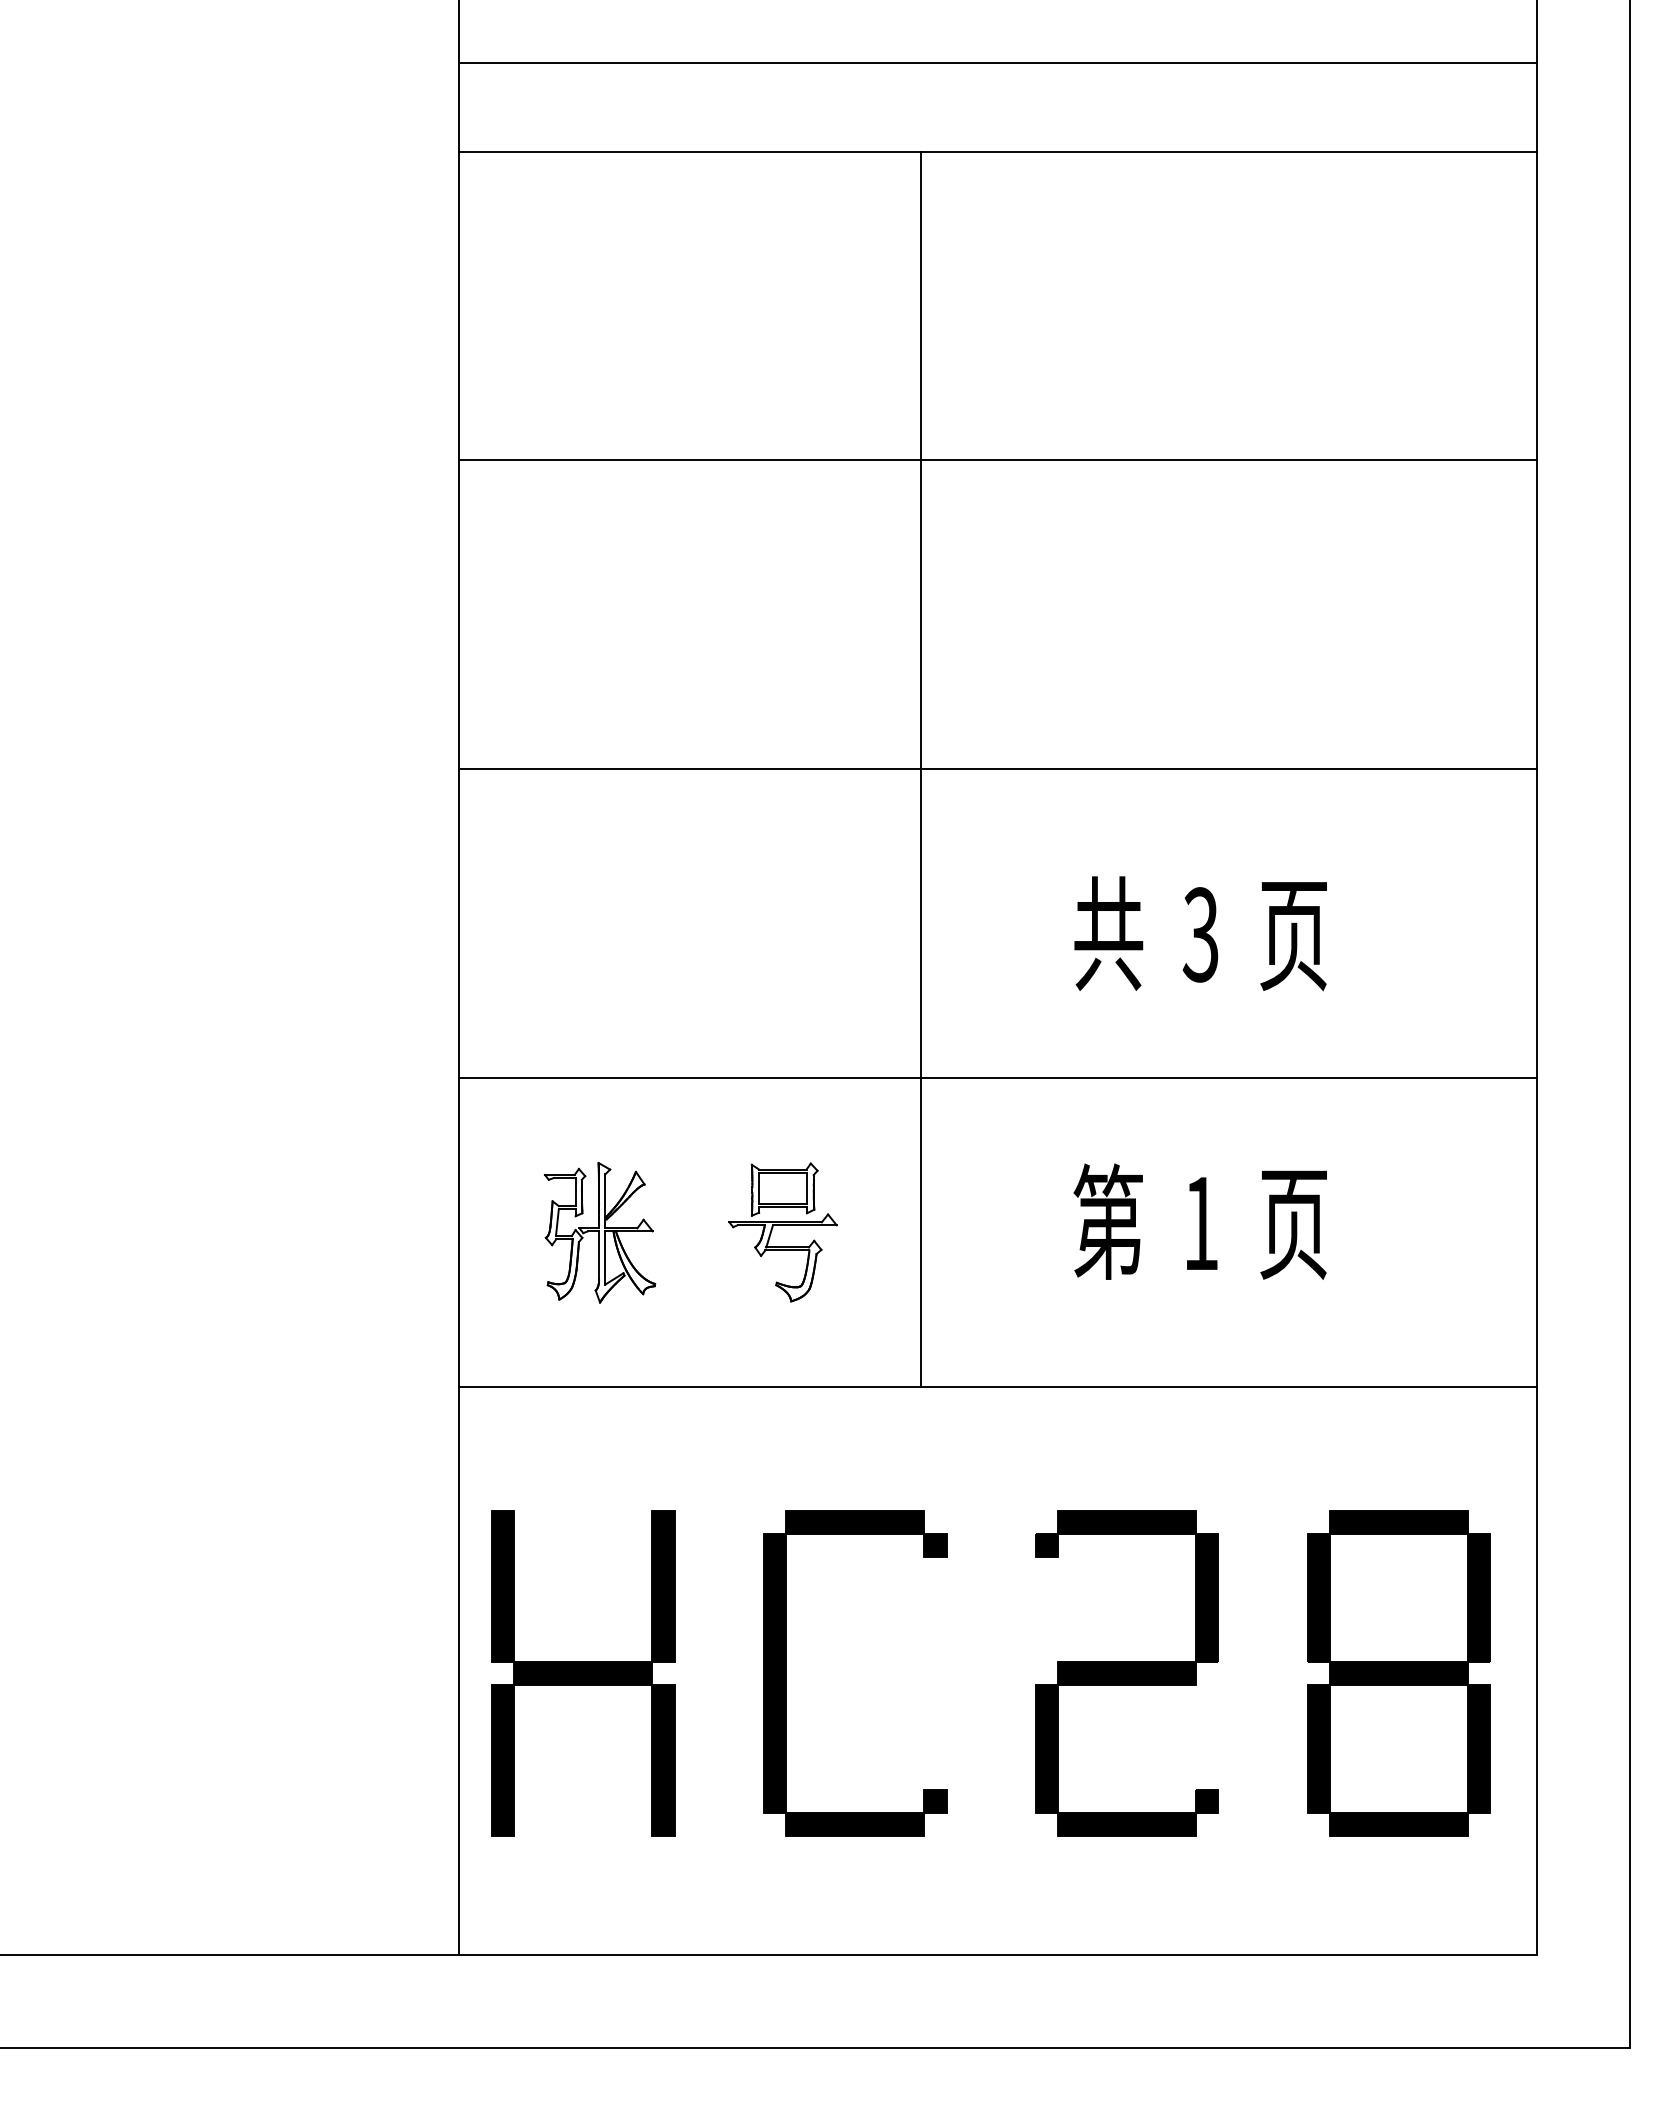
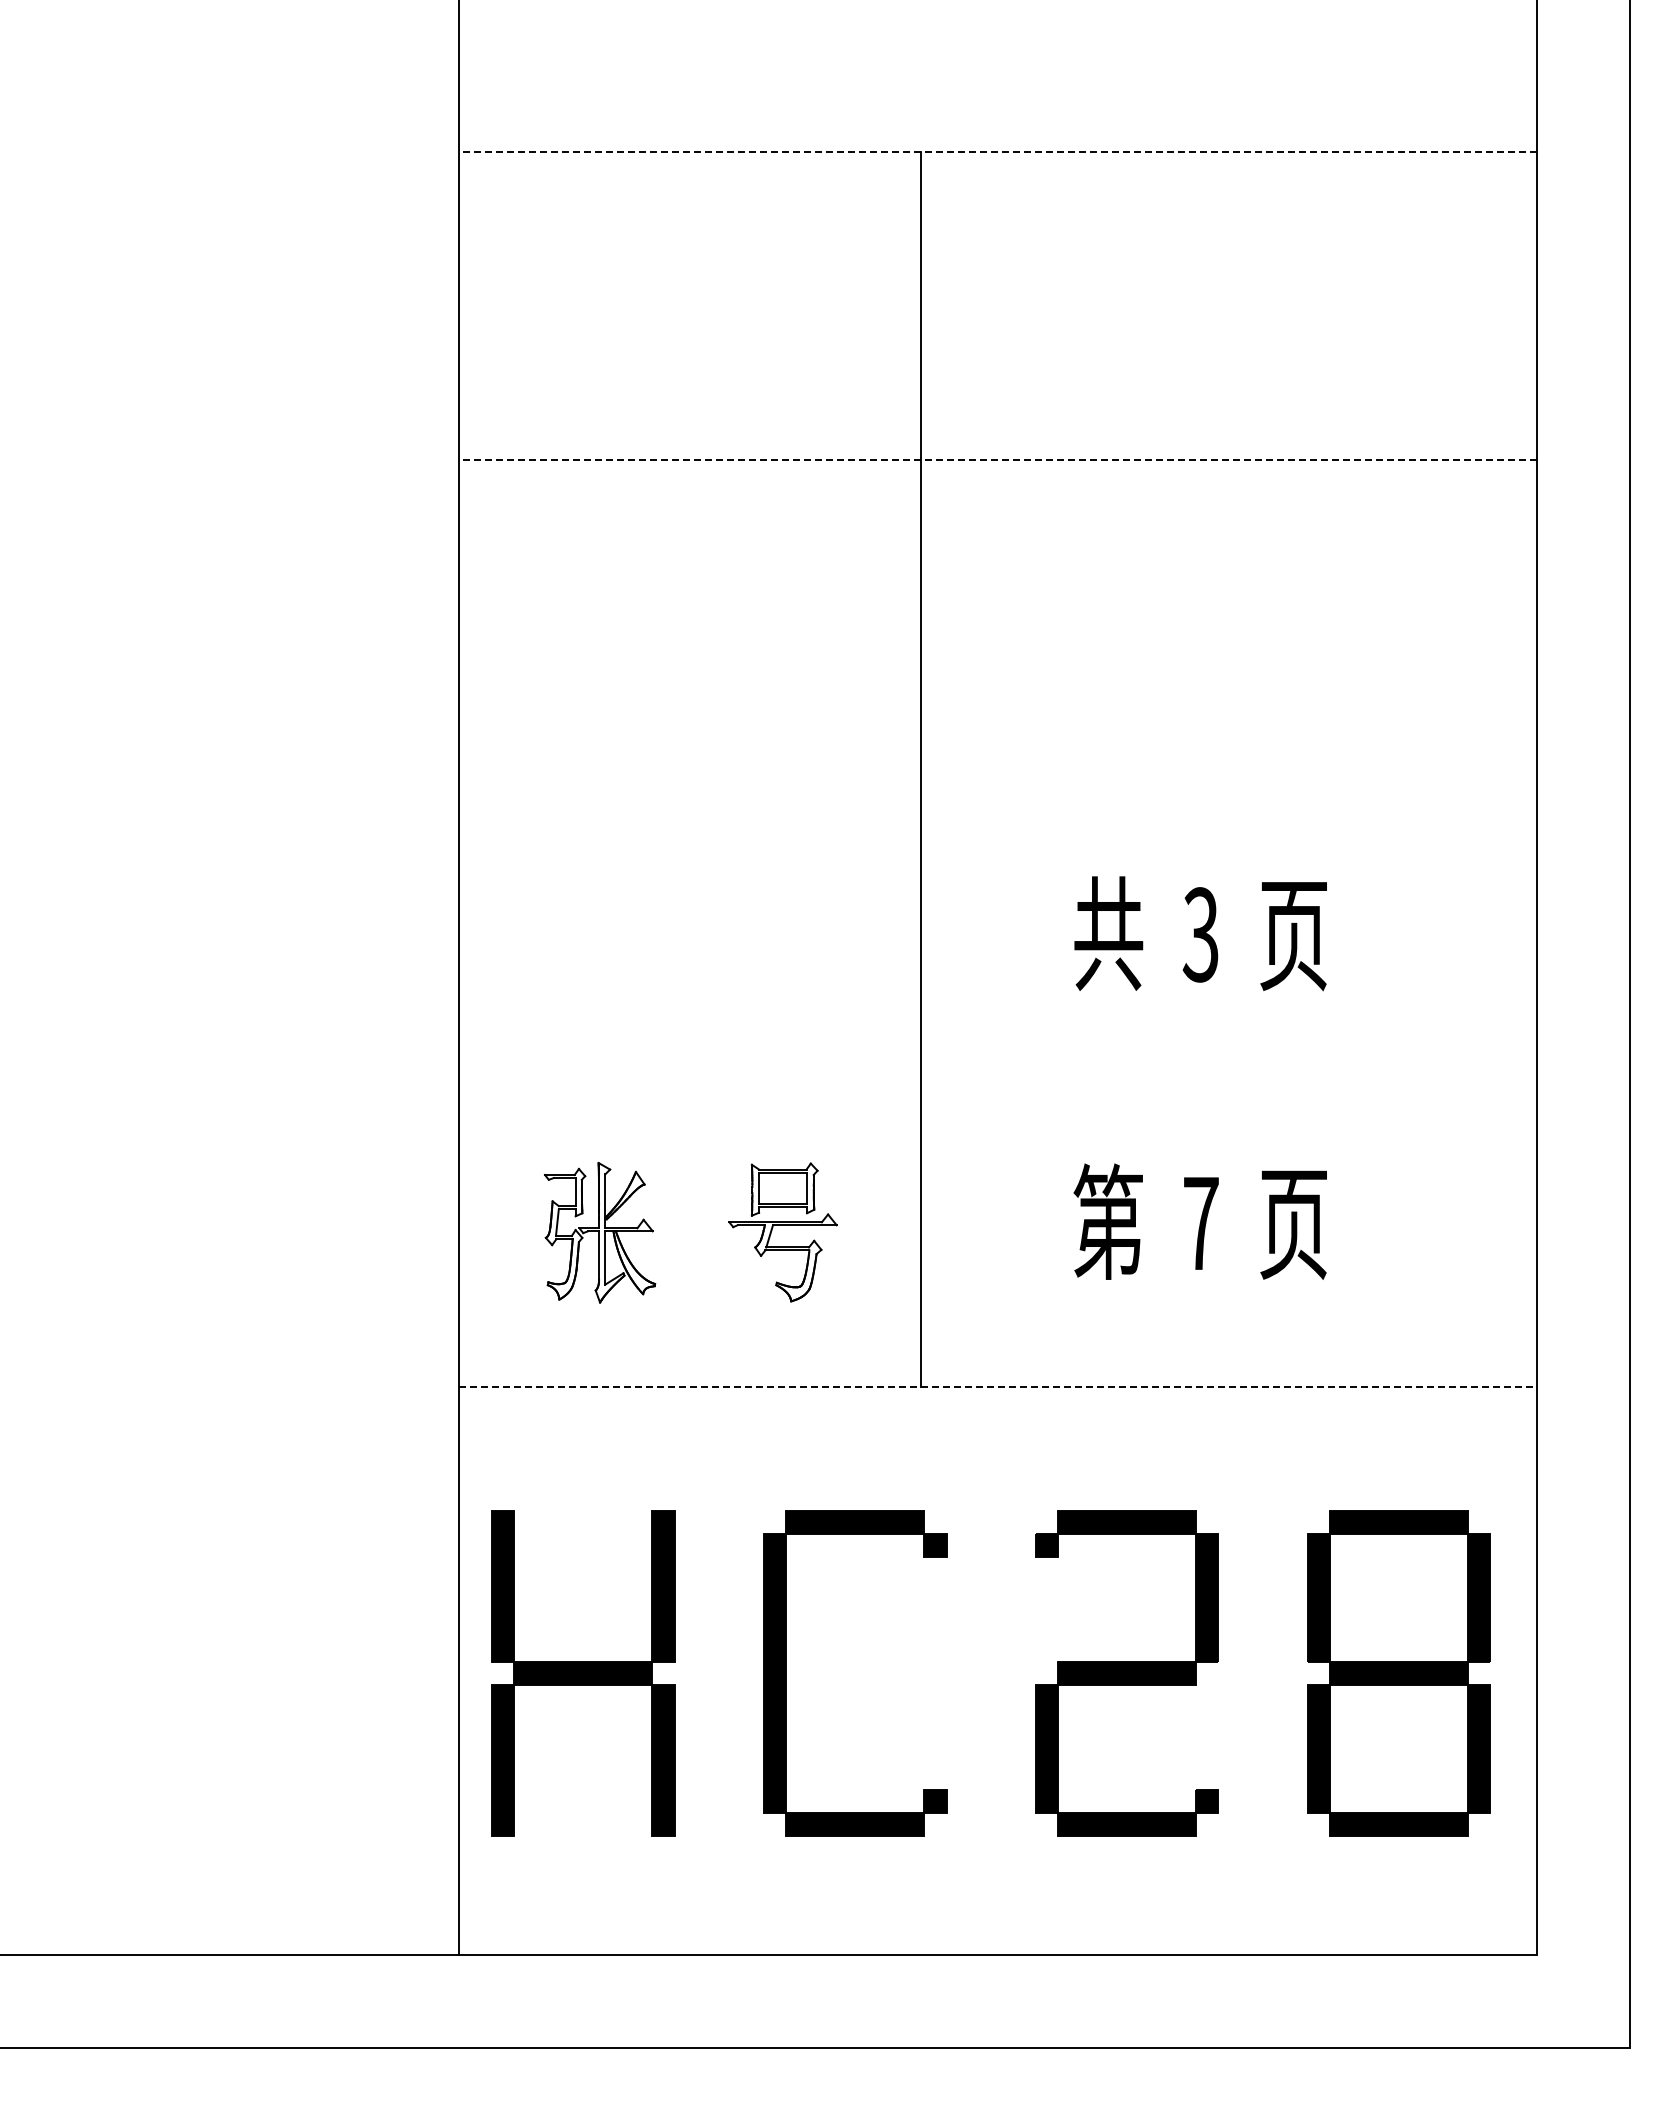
line: present -> none (997, 63)
line: solid -> dashed (997, 151)
line: solid -> dashed (997, 460)
line: present -> none (997, 769)
line: present -> none (997, 1078)
text: 1 -> 7 (1201, 1223)
line: solid -> dashed (998, 1387)
